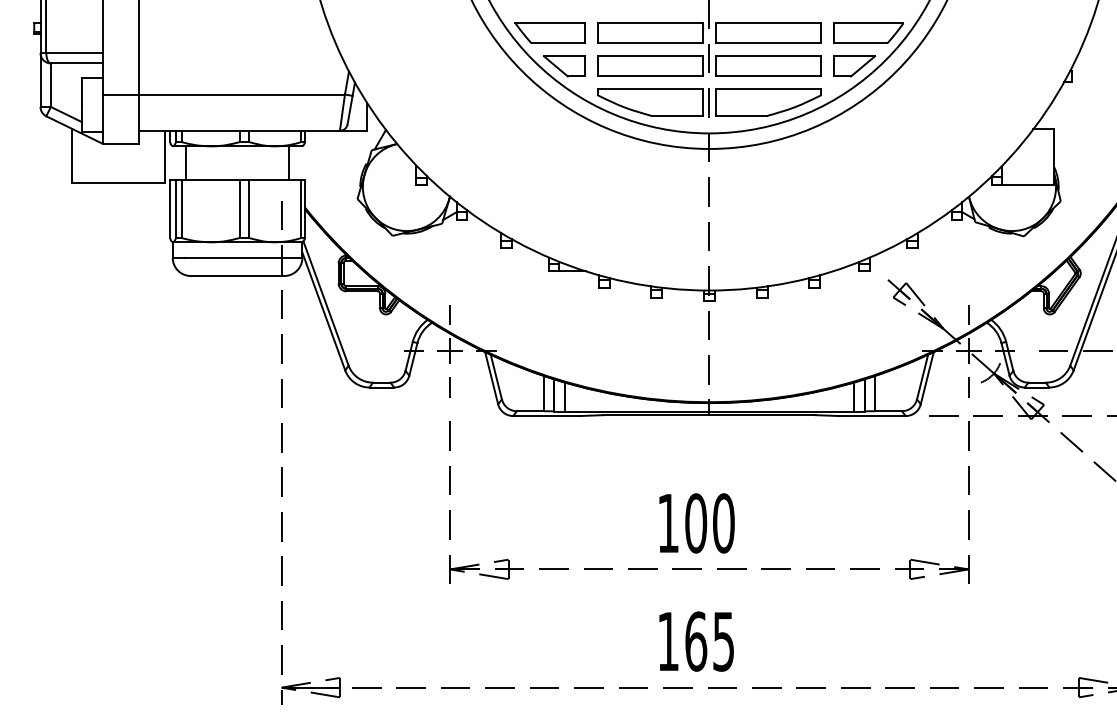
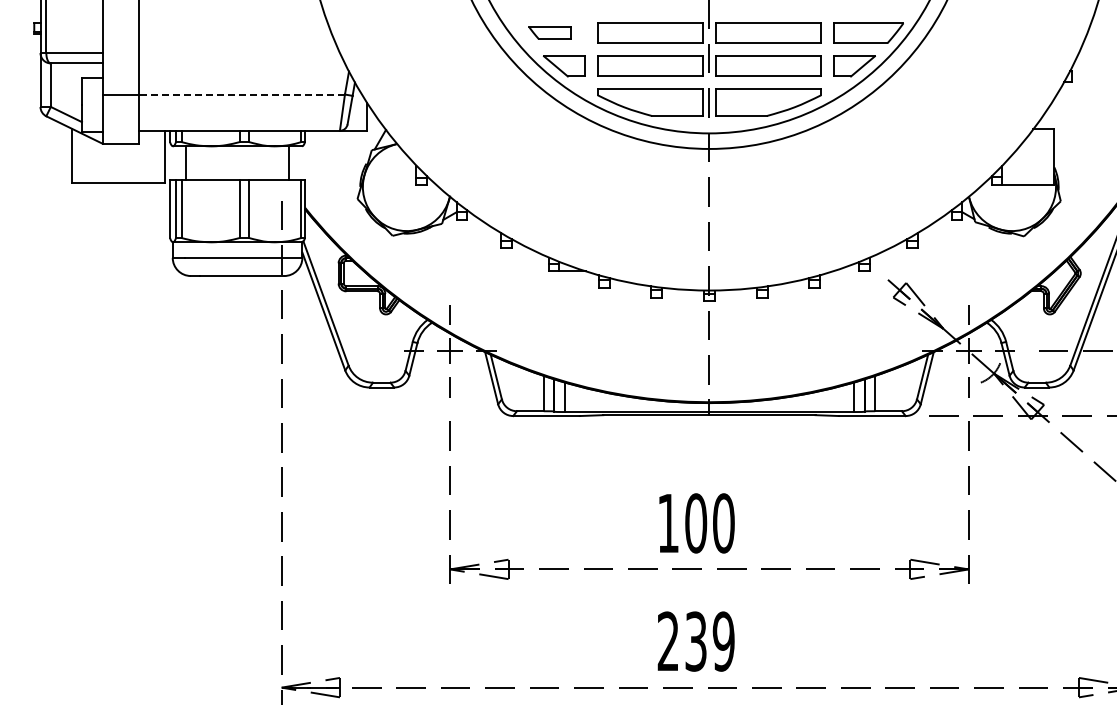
part size: 72x22 px -> 44x14 px (549, 32)
line: solid -> dashed (242, 94)
text: 165 -> 239 (695, 641)
